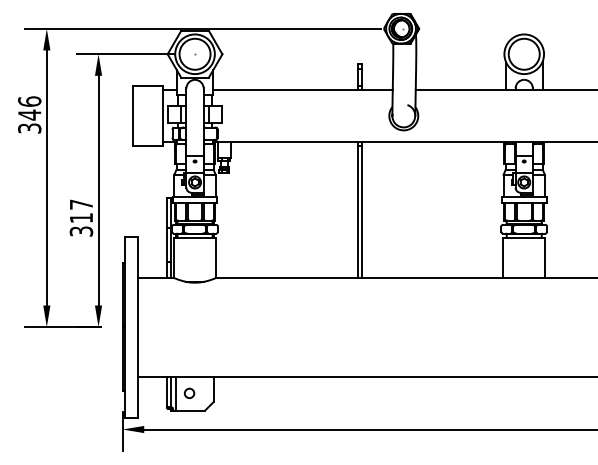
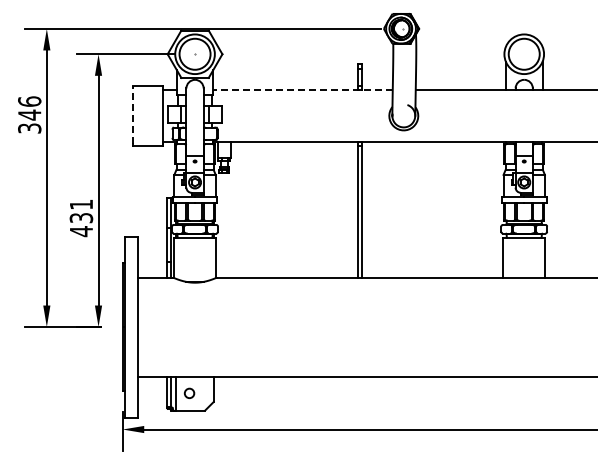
line: solid -> dashed (303, 89)
line: solid -> dashed (133, 114)
text: 317 -> 431 (81, 218)
